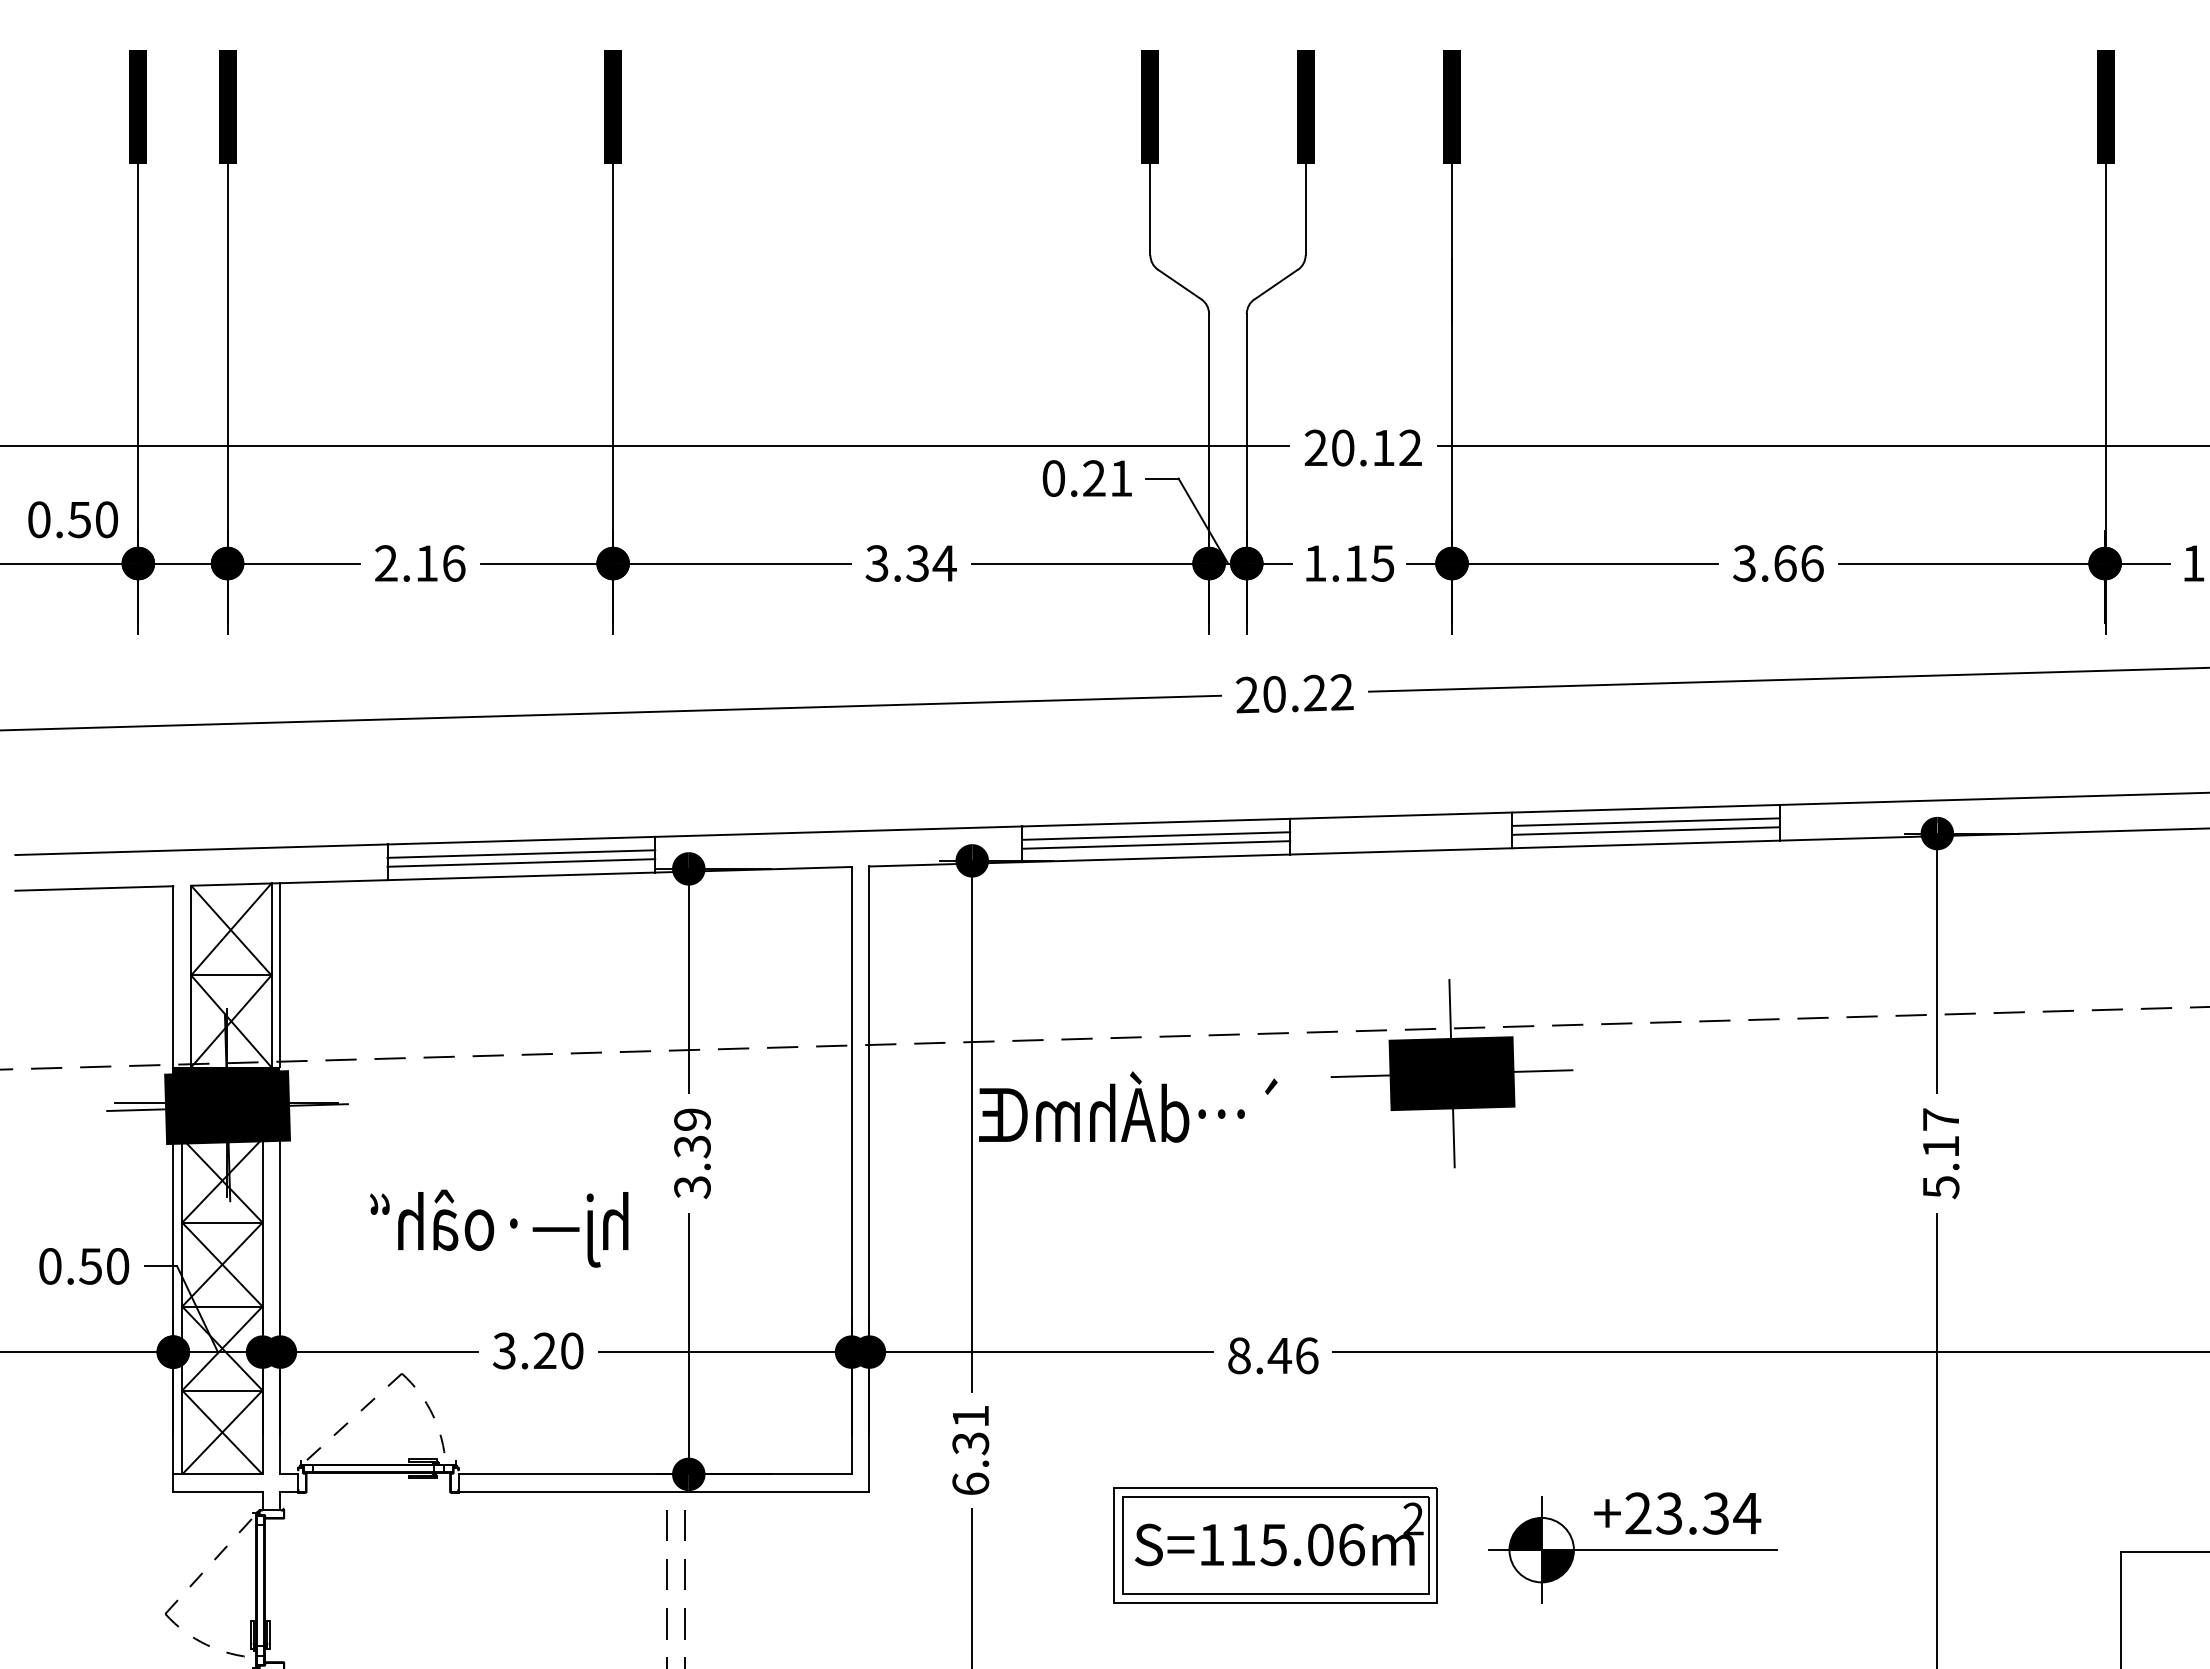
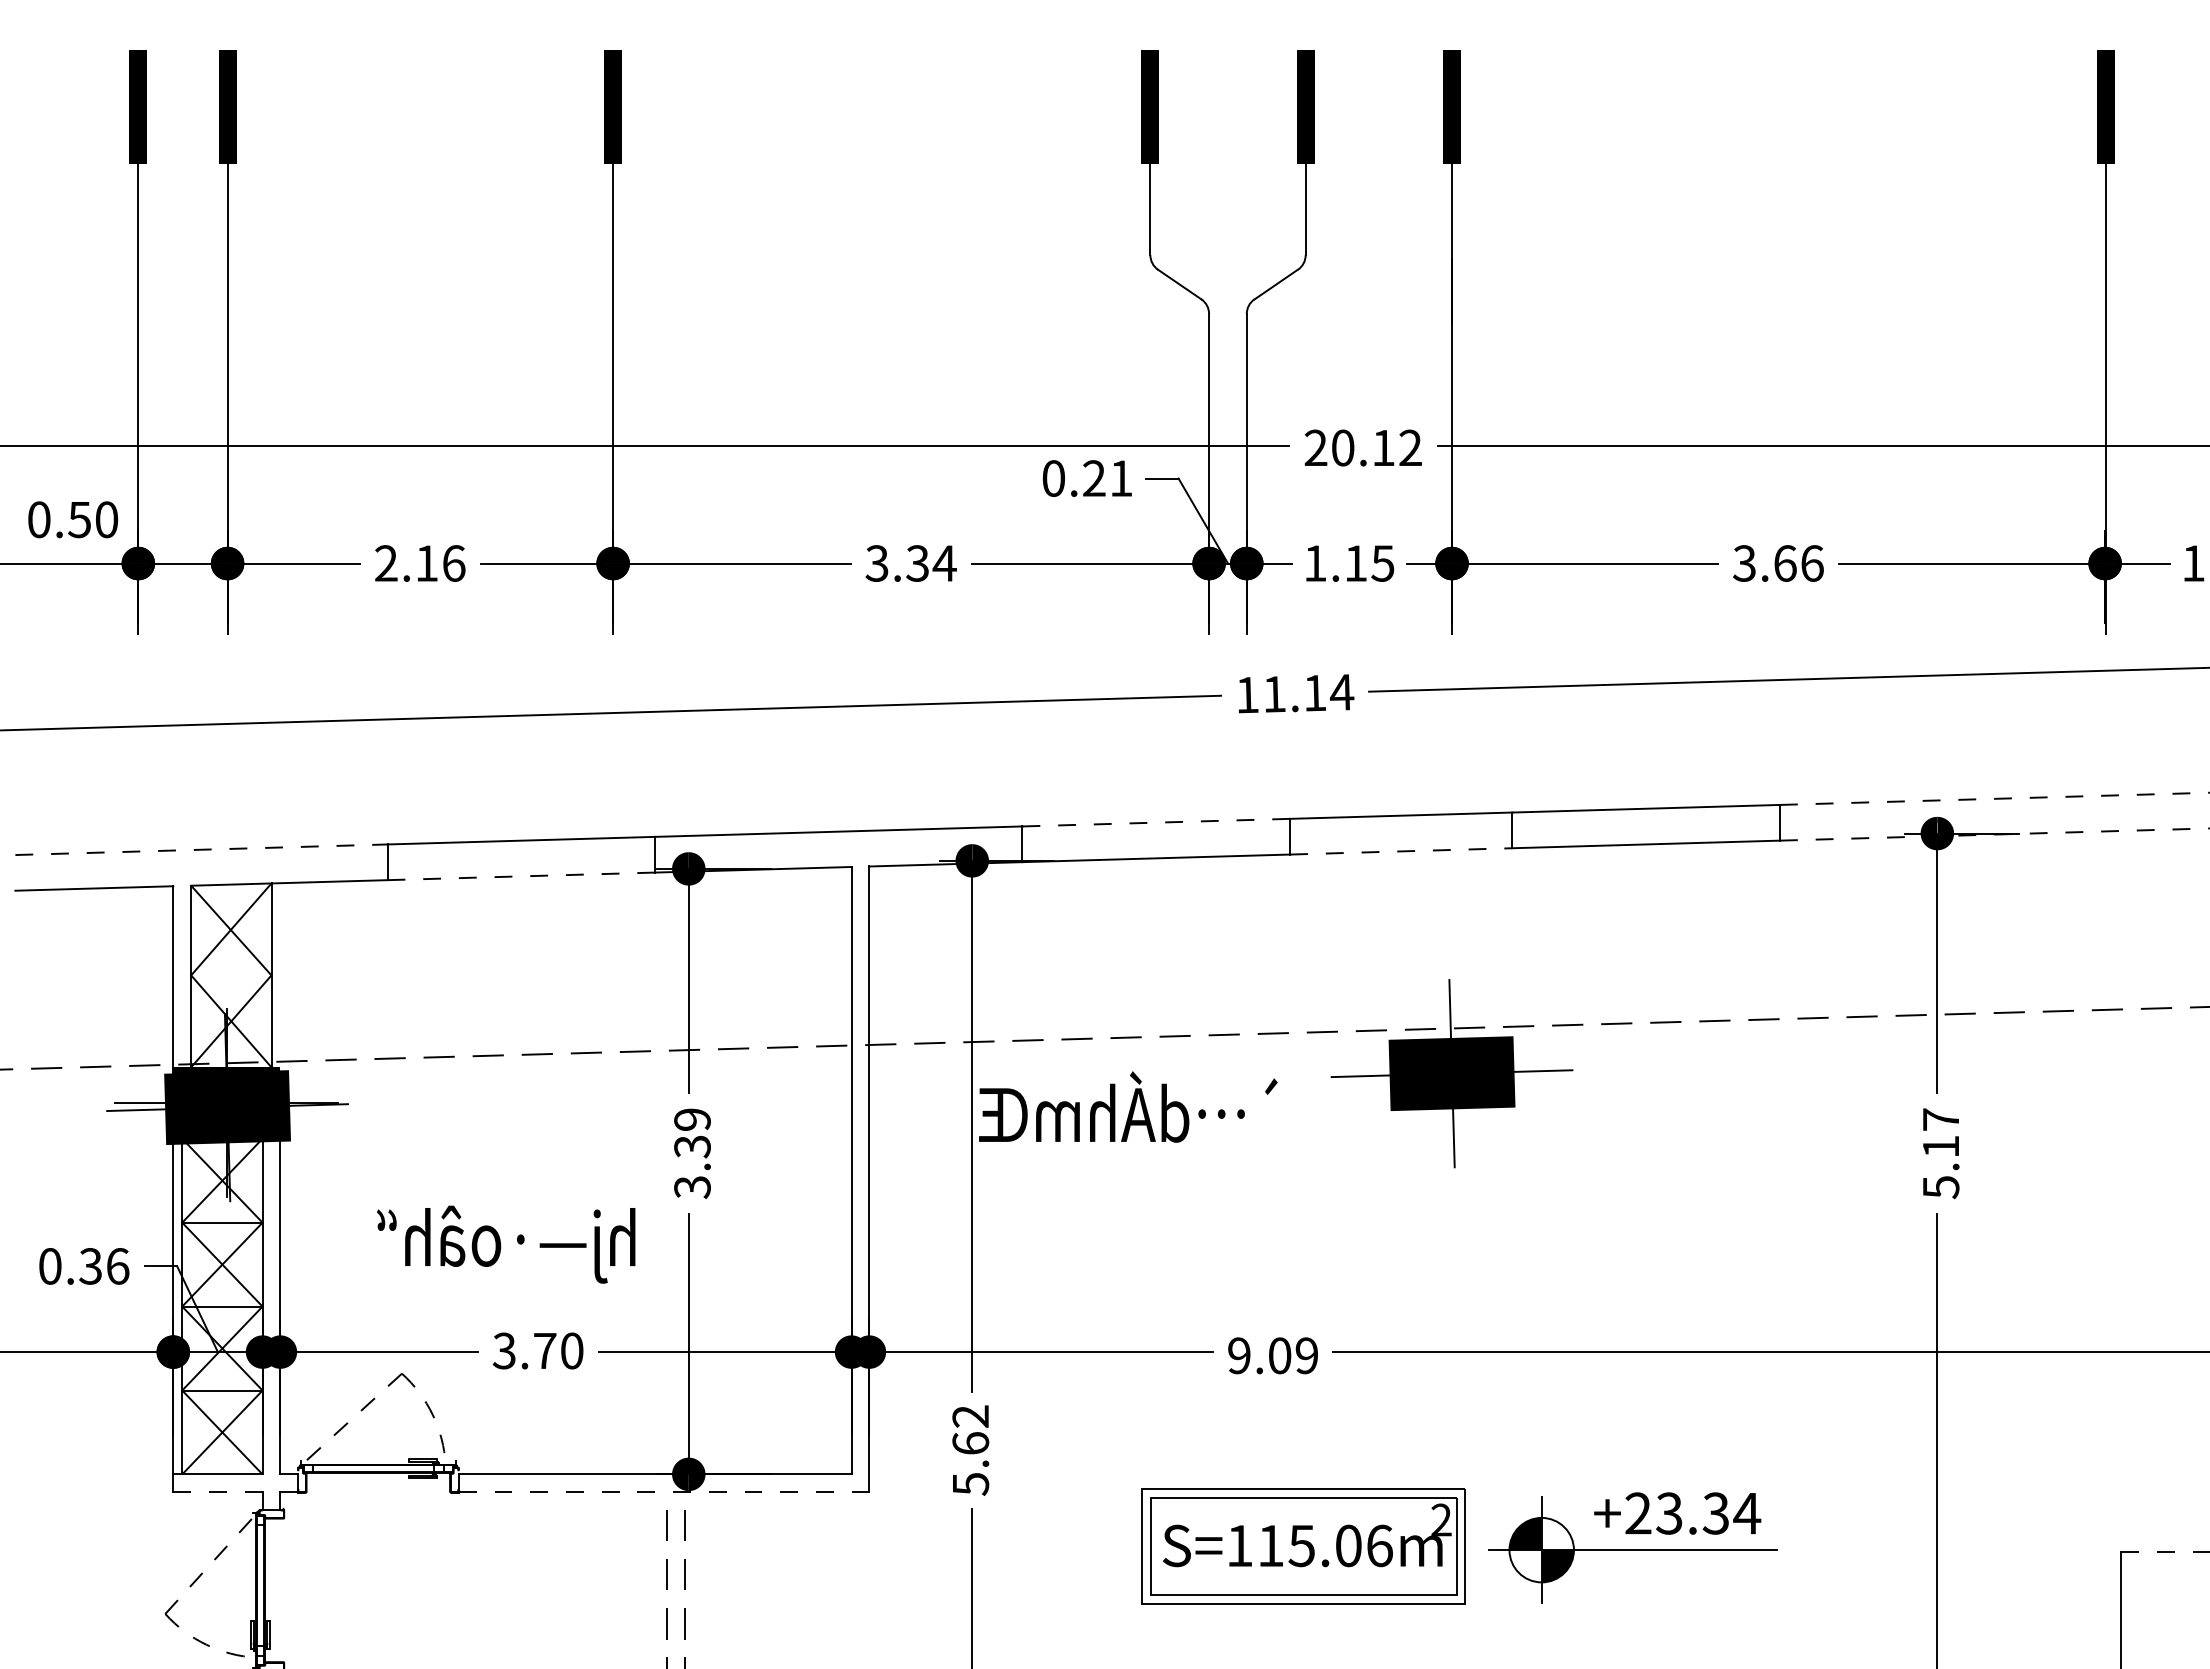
text: 20.22 -> 11.14 (1295, 693)
line: solid -> dashed (1994, 798)
line: present -> none (1645, 821)
line: solid -> dashed (1156, 822)
line: present -> none (1645, 830)
line: solid -> dashed (1994, 834)
line: present -> none (1156, 835)
line: present -> none (1156, 844)
line: solid -> dashed (201, 849)
line: solid -> dashed (1401, 851)
line: present -> none (521, 853)
line: present -> none (521, 862)
line: solid -> dashed (521, 876)
line: present -> none (231, 975)
line: present -> none (280, 975)
text position: (499, 1228) -> (506, 1244) (506, 1244)
text: 0.50 -> 0.36 (104, 1266)
text: 3.20 -> 3.70 (545, 1350)
text: 8.46 -> 9.09 (1273, 1355)
text: 6.31 -> 5.62 (970, 1450)
line: solid -> dashed (217, 1492)
line: solid -> dashed (664, 1492)
part position: (1275, 1545) -> (1303, 1546) (1303, 1546)
line: solid -> dashed (2165, 1551)
